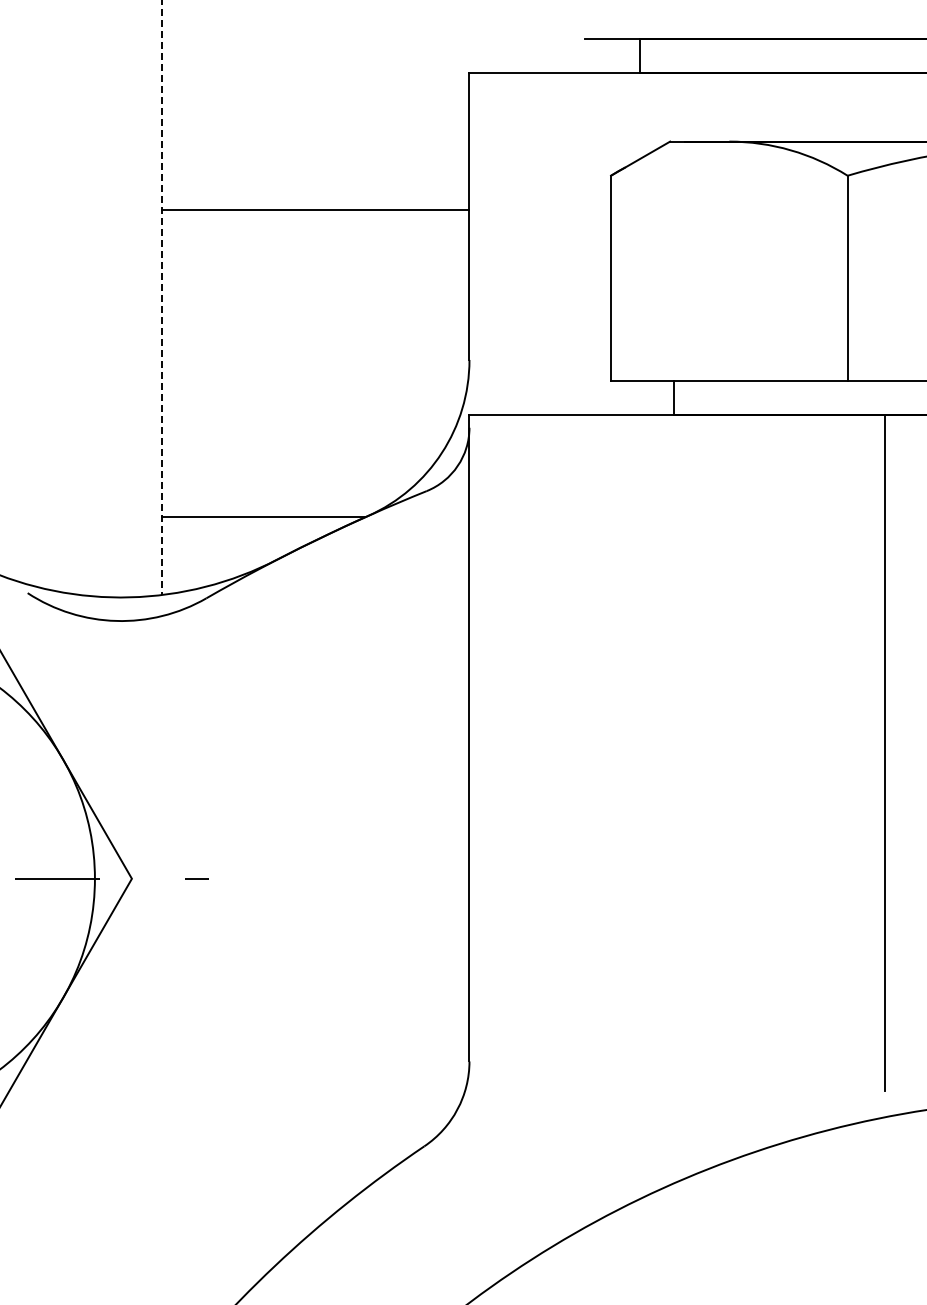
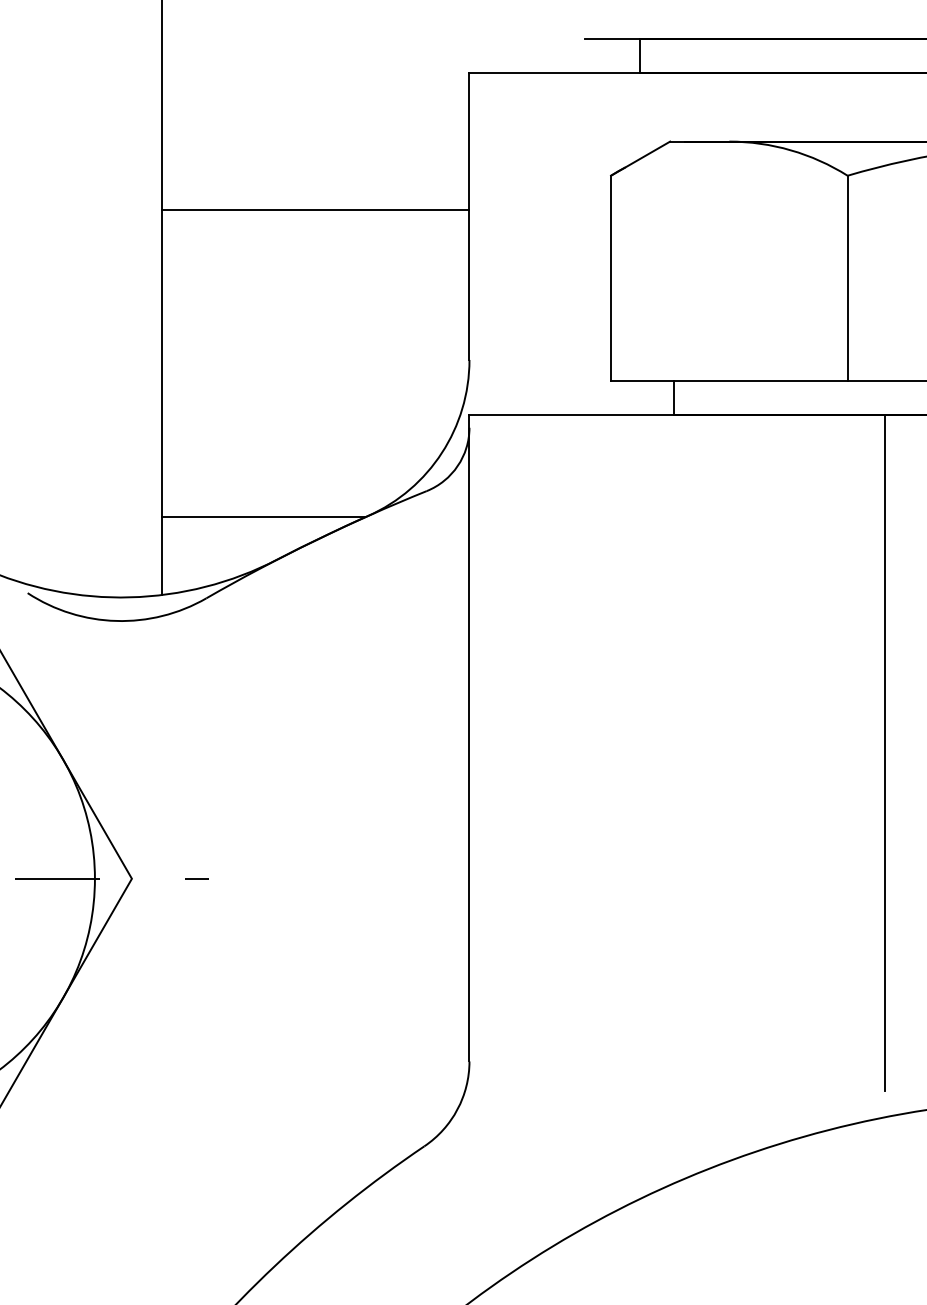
line: dashed -> solid (162, 298)
